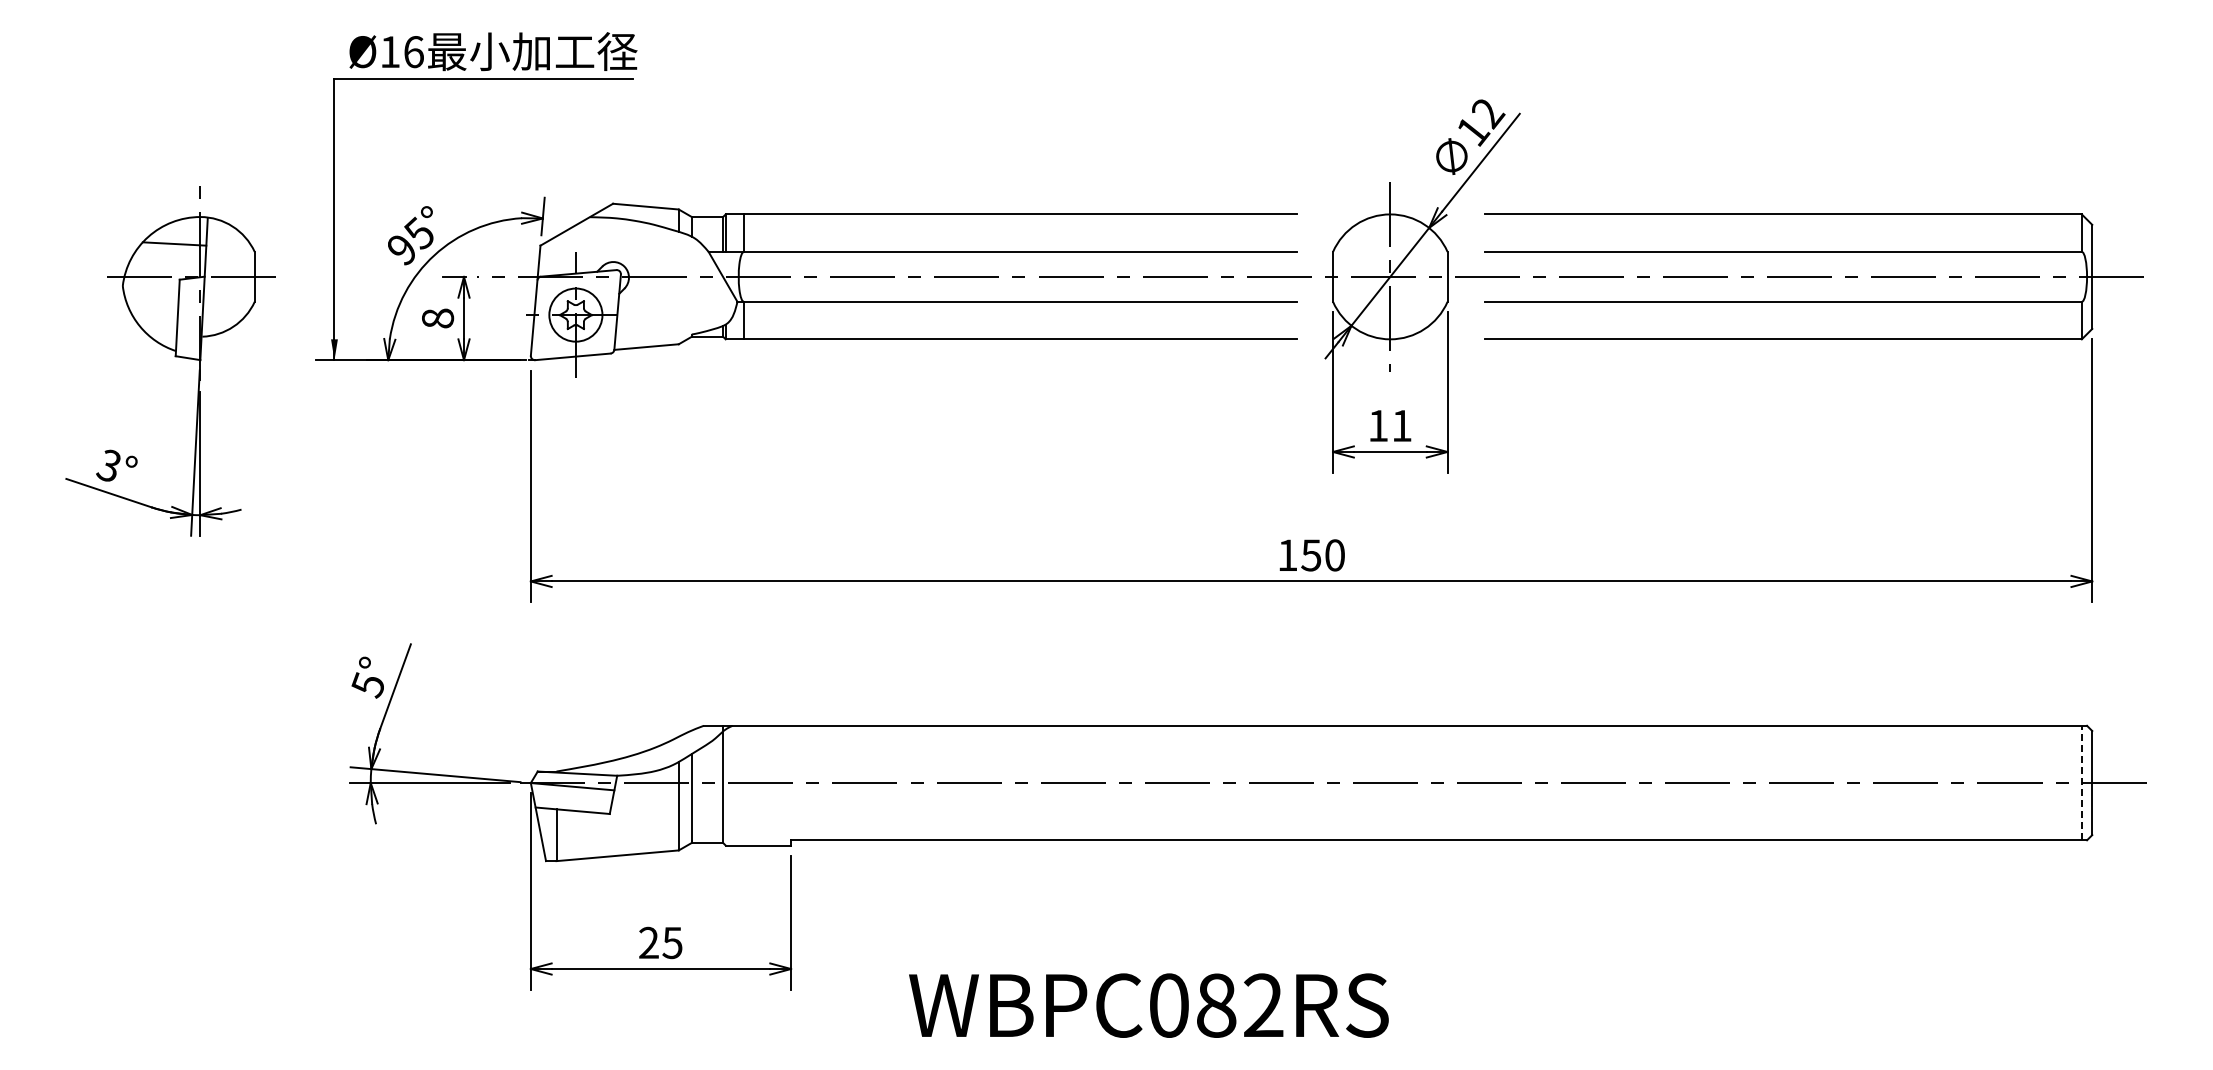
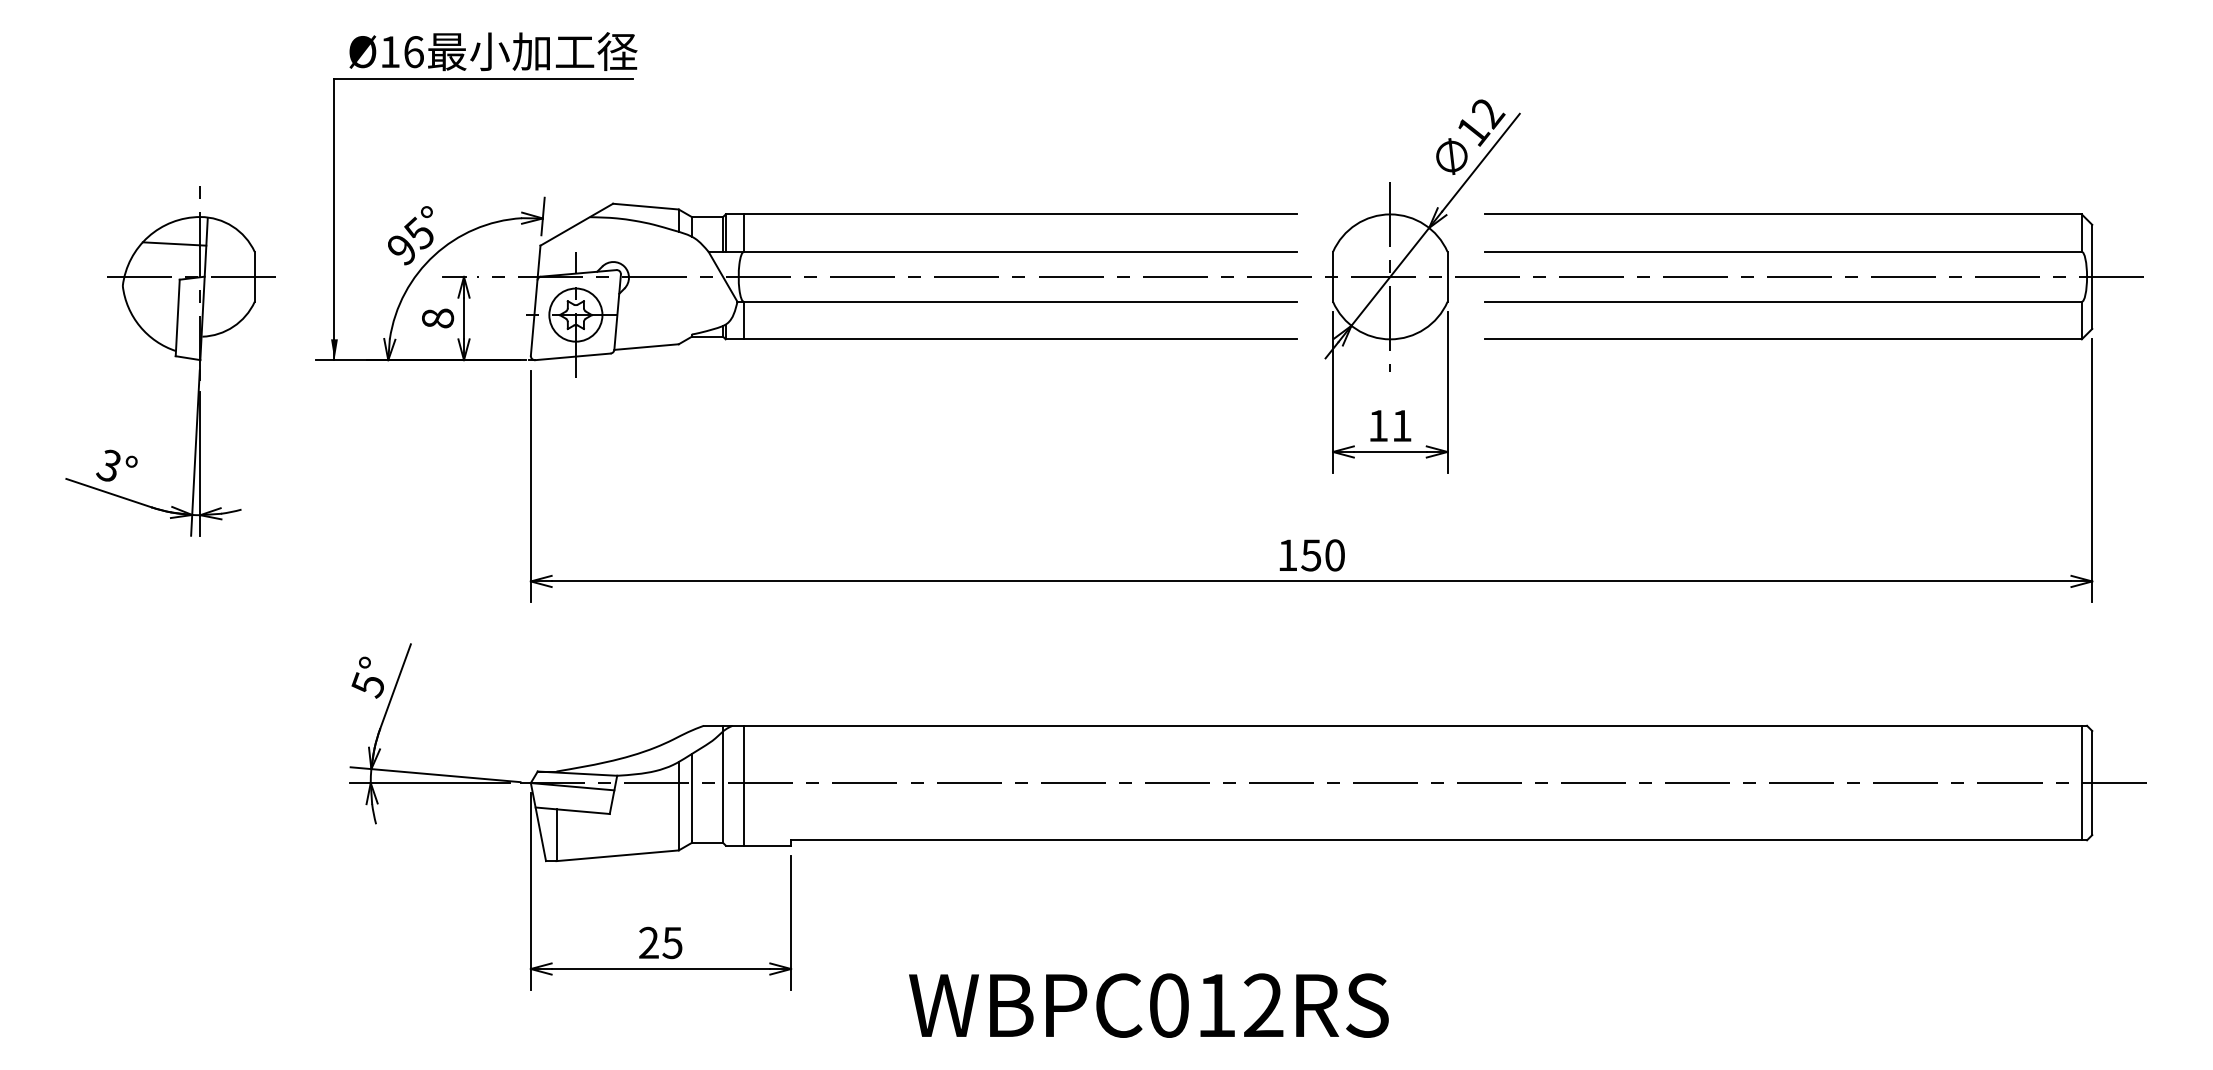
line: dashed -> solid (2081, 782)
line: none -> present (743, 785)
text: WBPC082RS -> WBPC012RS (1216, 1005)
